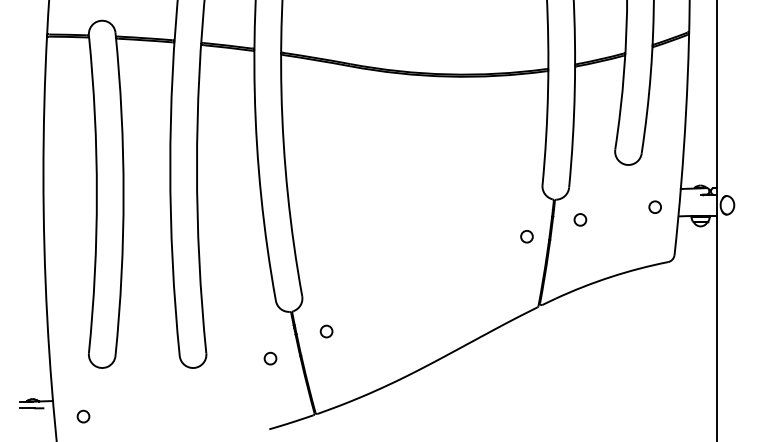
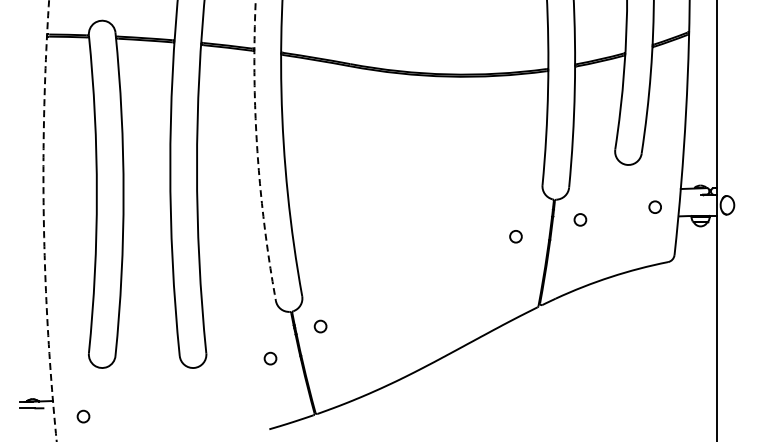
arc: solid -> dashed (257, 151)
arc: solid -> dashed (43, 220)
circle position: (526, 236) -> (515, 236) (515, 236)
circle position: (326, 331) -> (320, 326) (320, 326)
